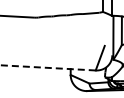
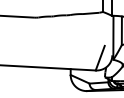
line: dashed -> solid (48, 67)
